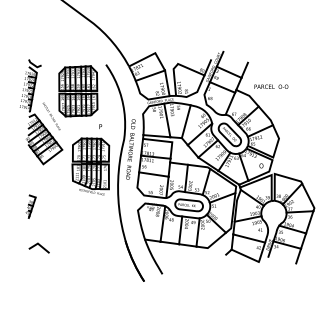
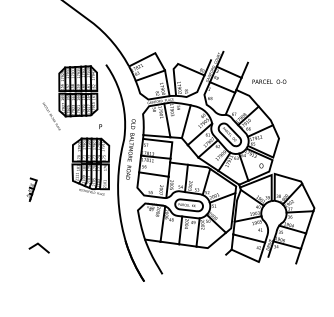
text position: (271, 86) -> (269, 81) (269, 81)
part: present -> none (41, 112)
part position: (30, 206) -> (31, 189) (31, 189)
